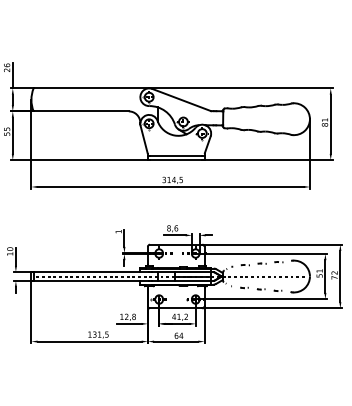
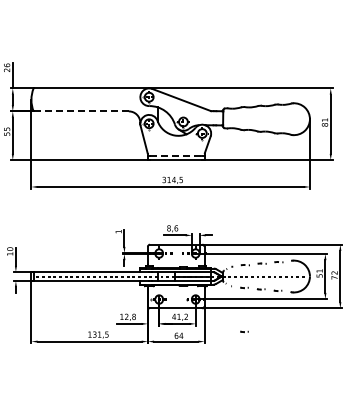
line: solid -> dashed (81, 111)
line: solid -> dashed (176, 155)
part: none -> present (244, 331)
